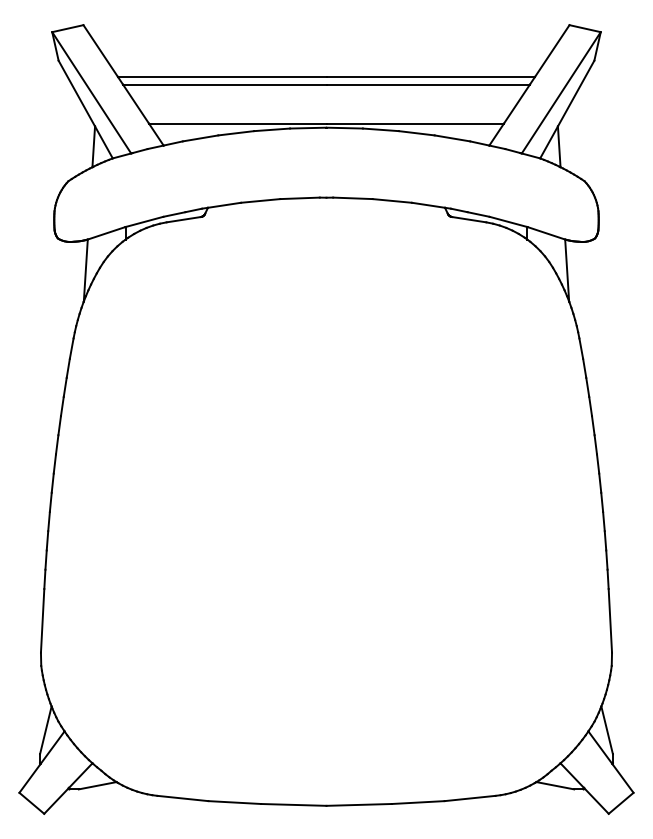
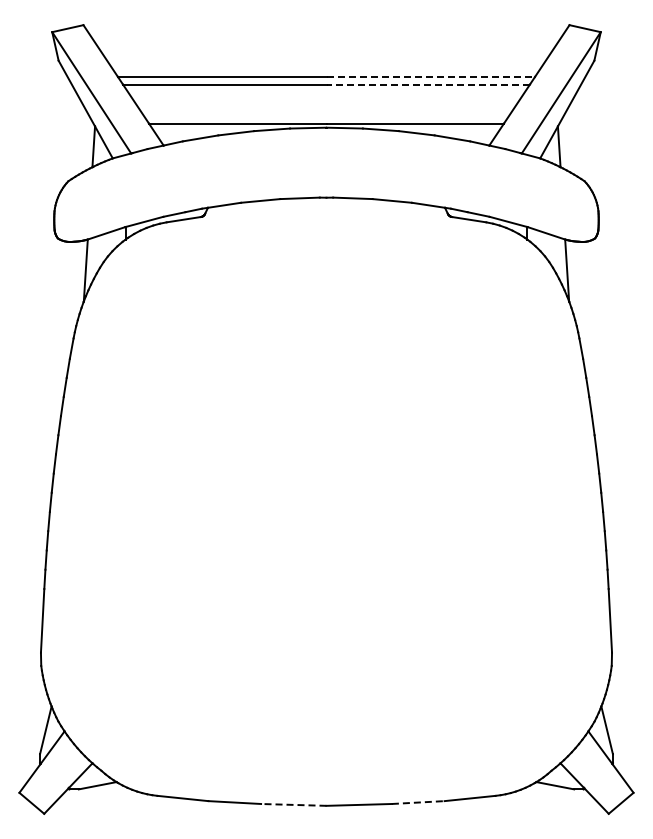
line: solid -> dashed (431, 76)
line: solid -> dashed (428, 84)
line: solid -> dashed (418, 802)
line: solid -> dashed (293, 804)
